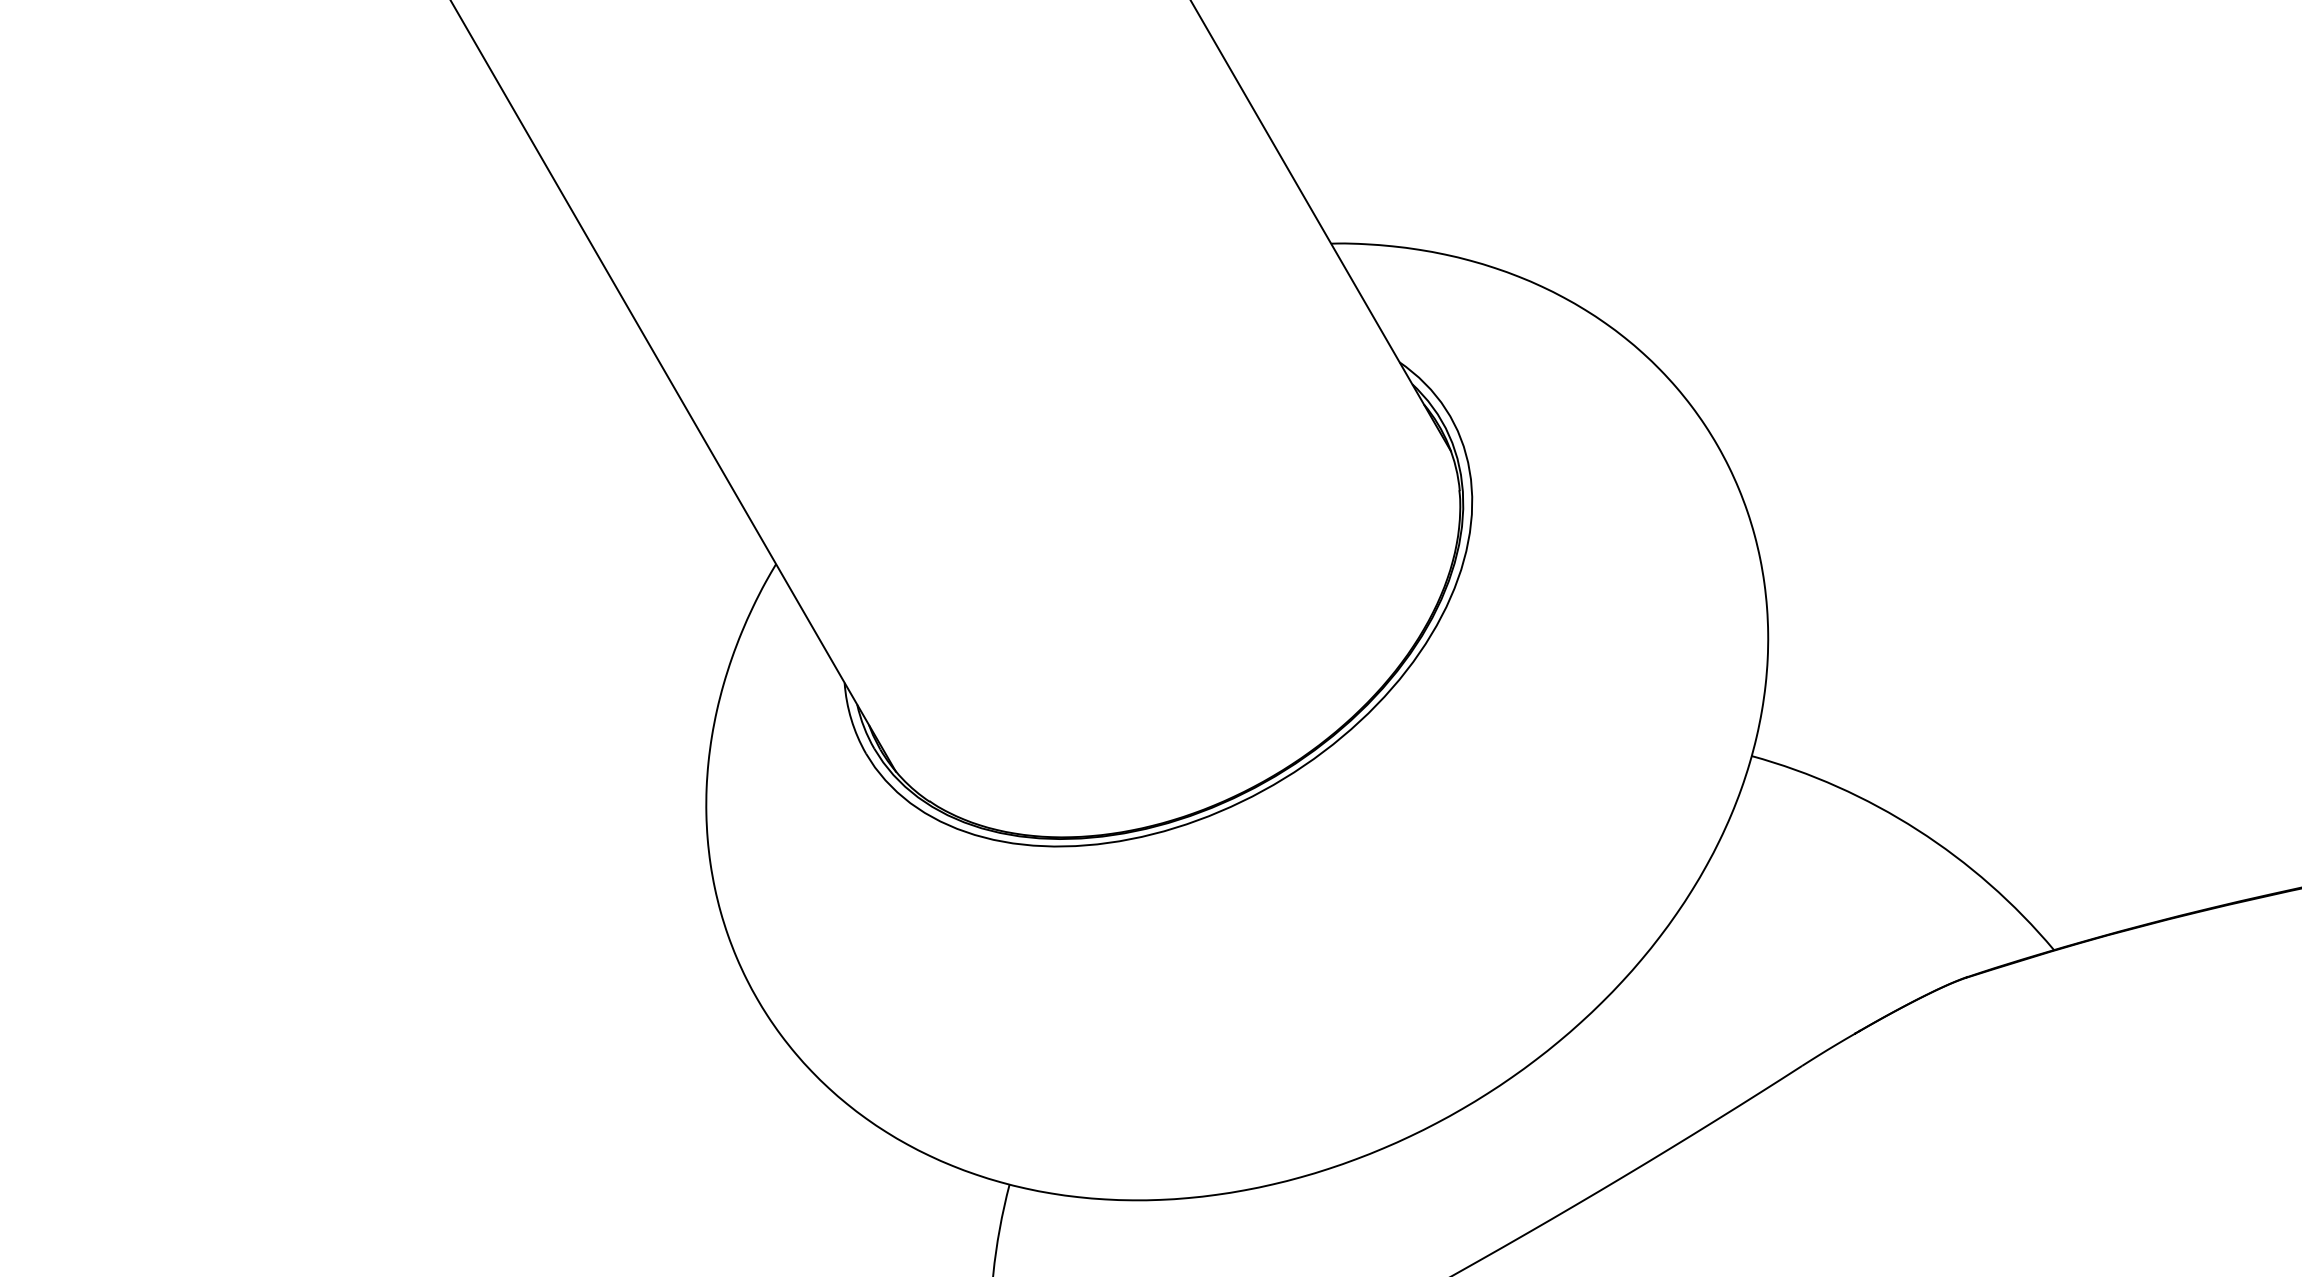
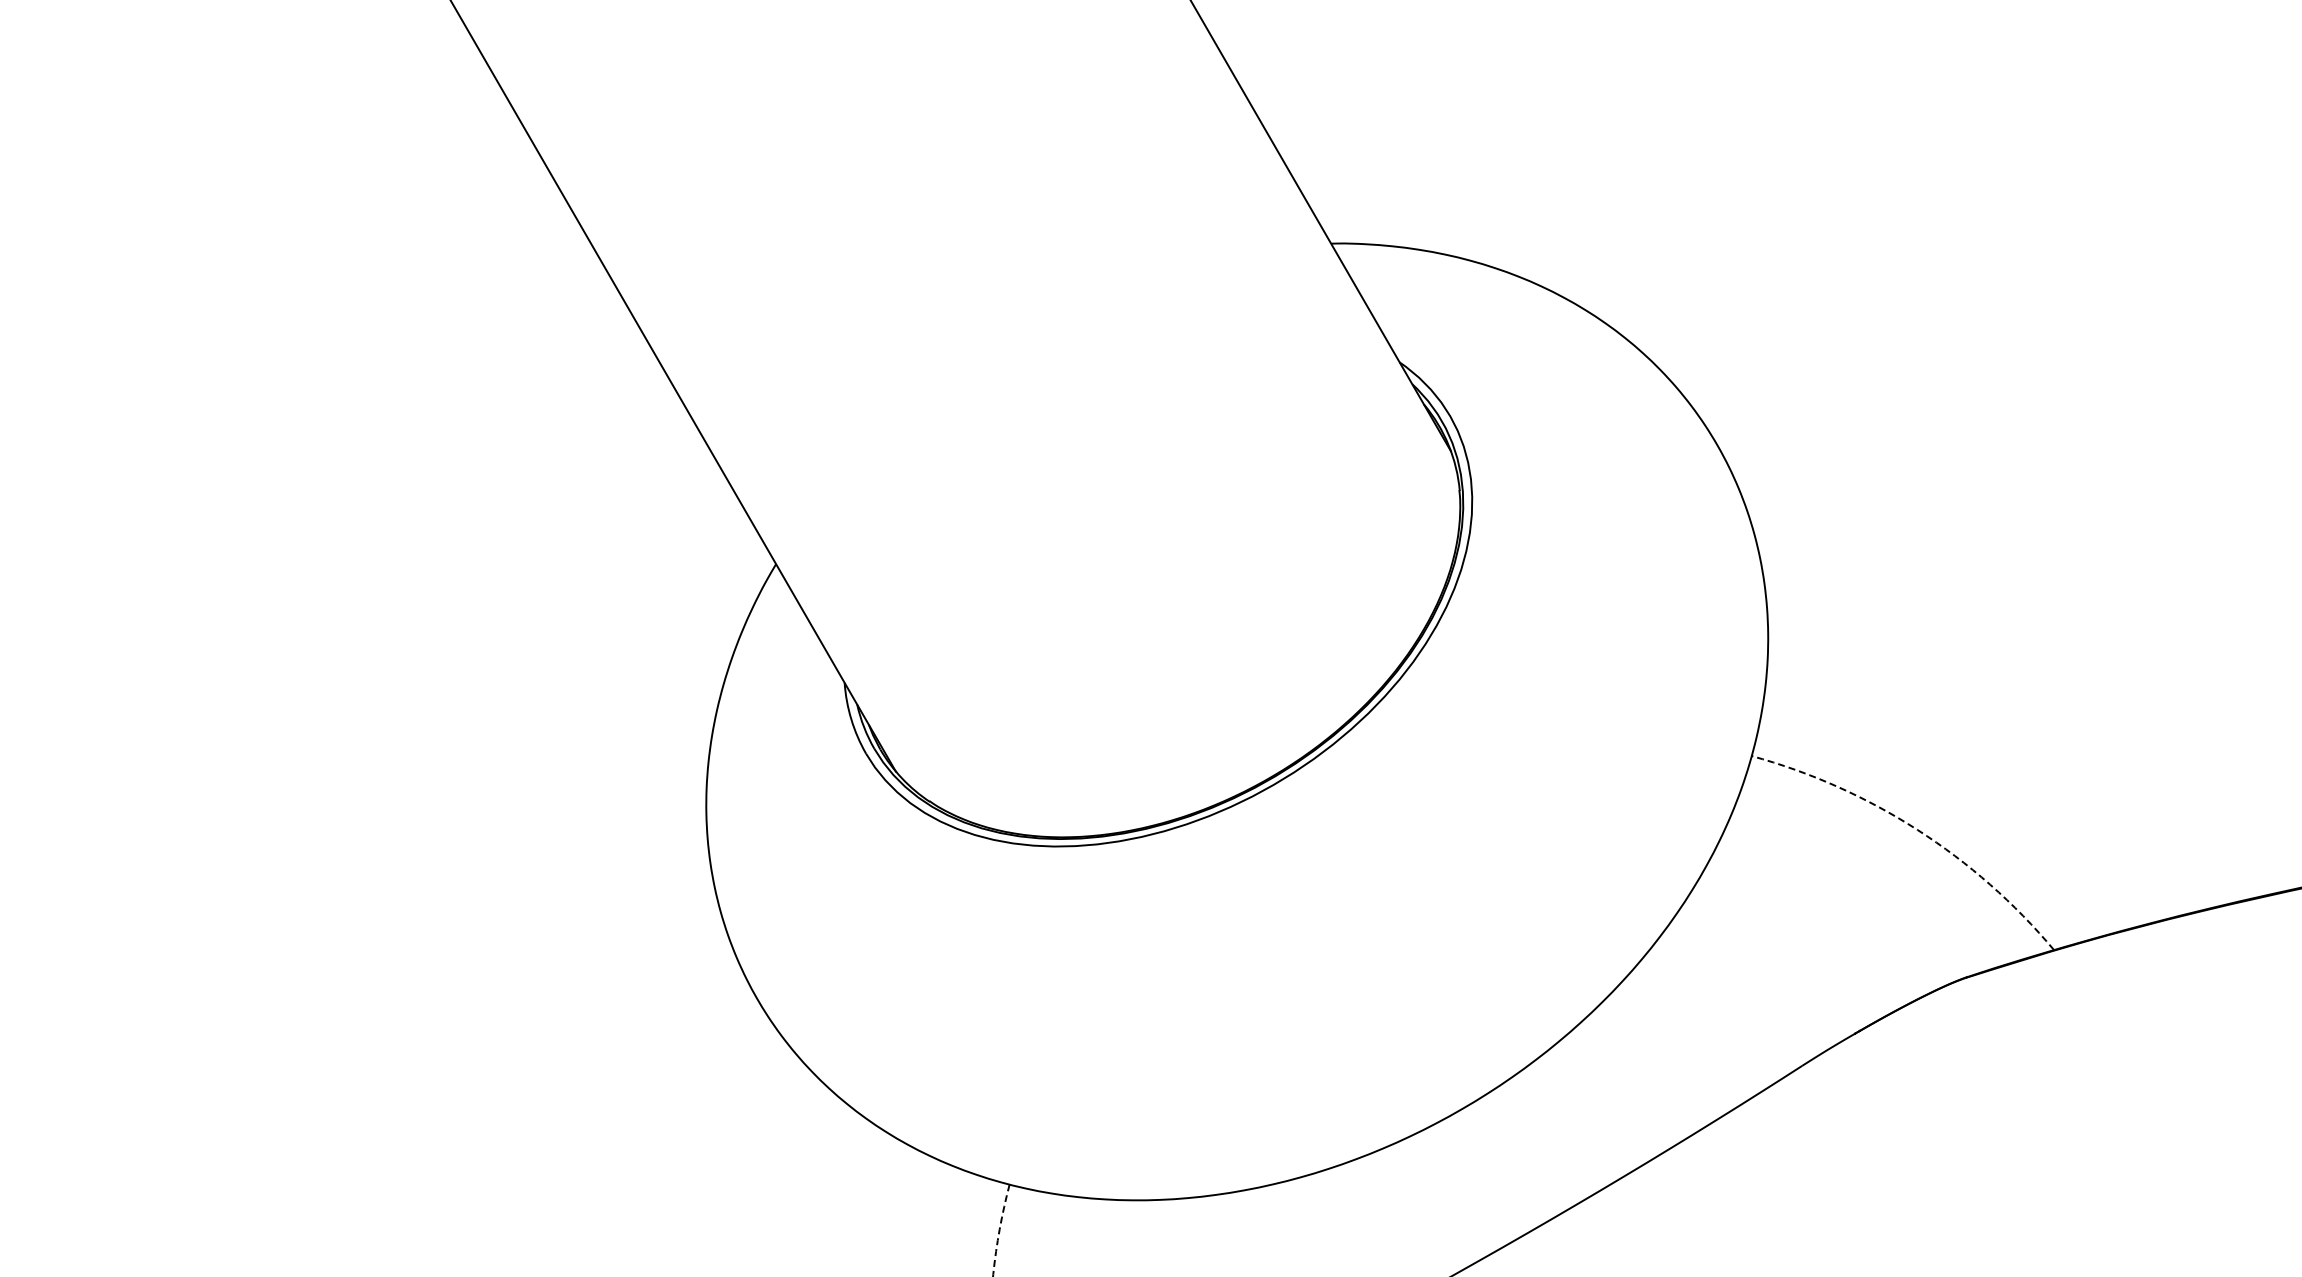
arc: solid -> dashed (1917, 829)
arc: solid -> dashed (999, 1230)
